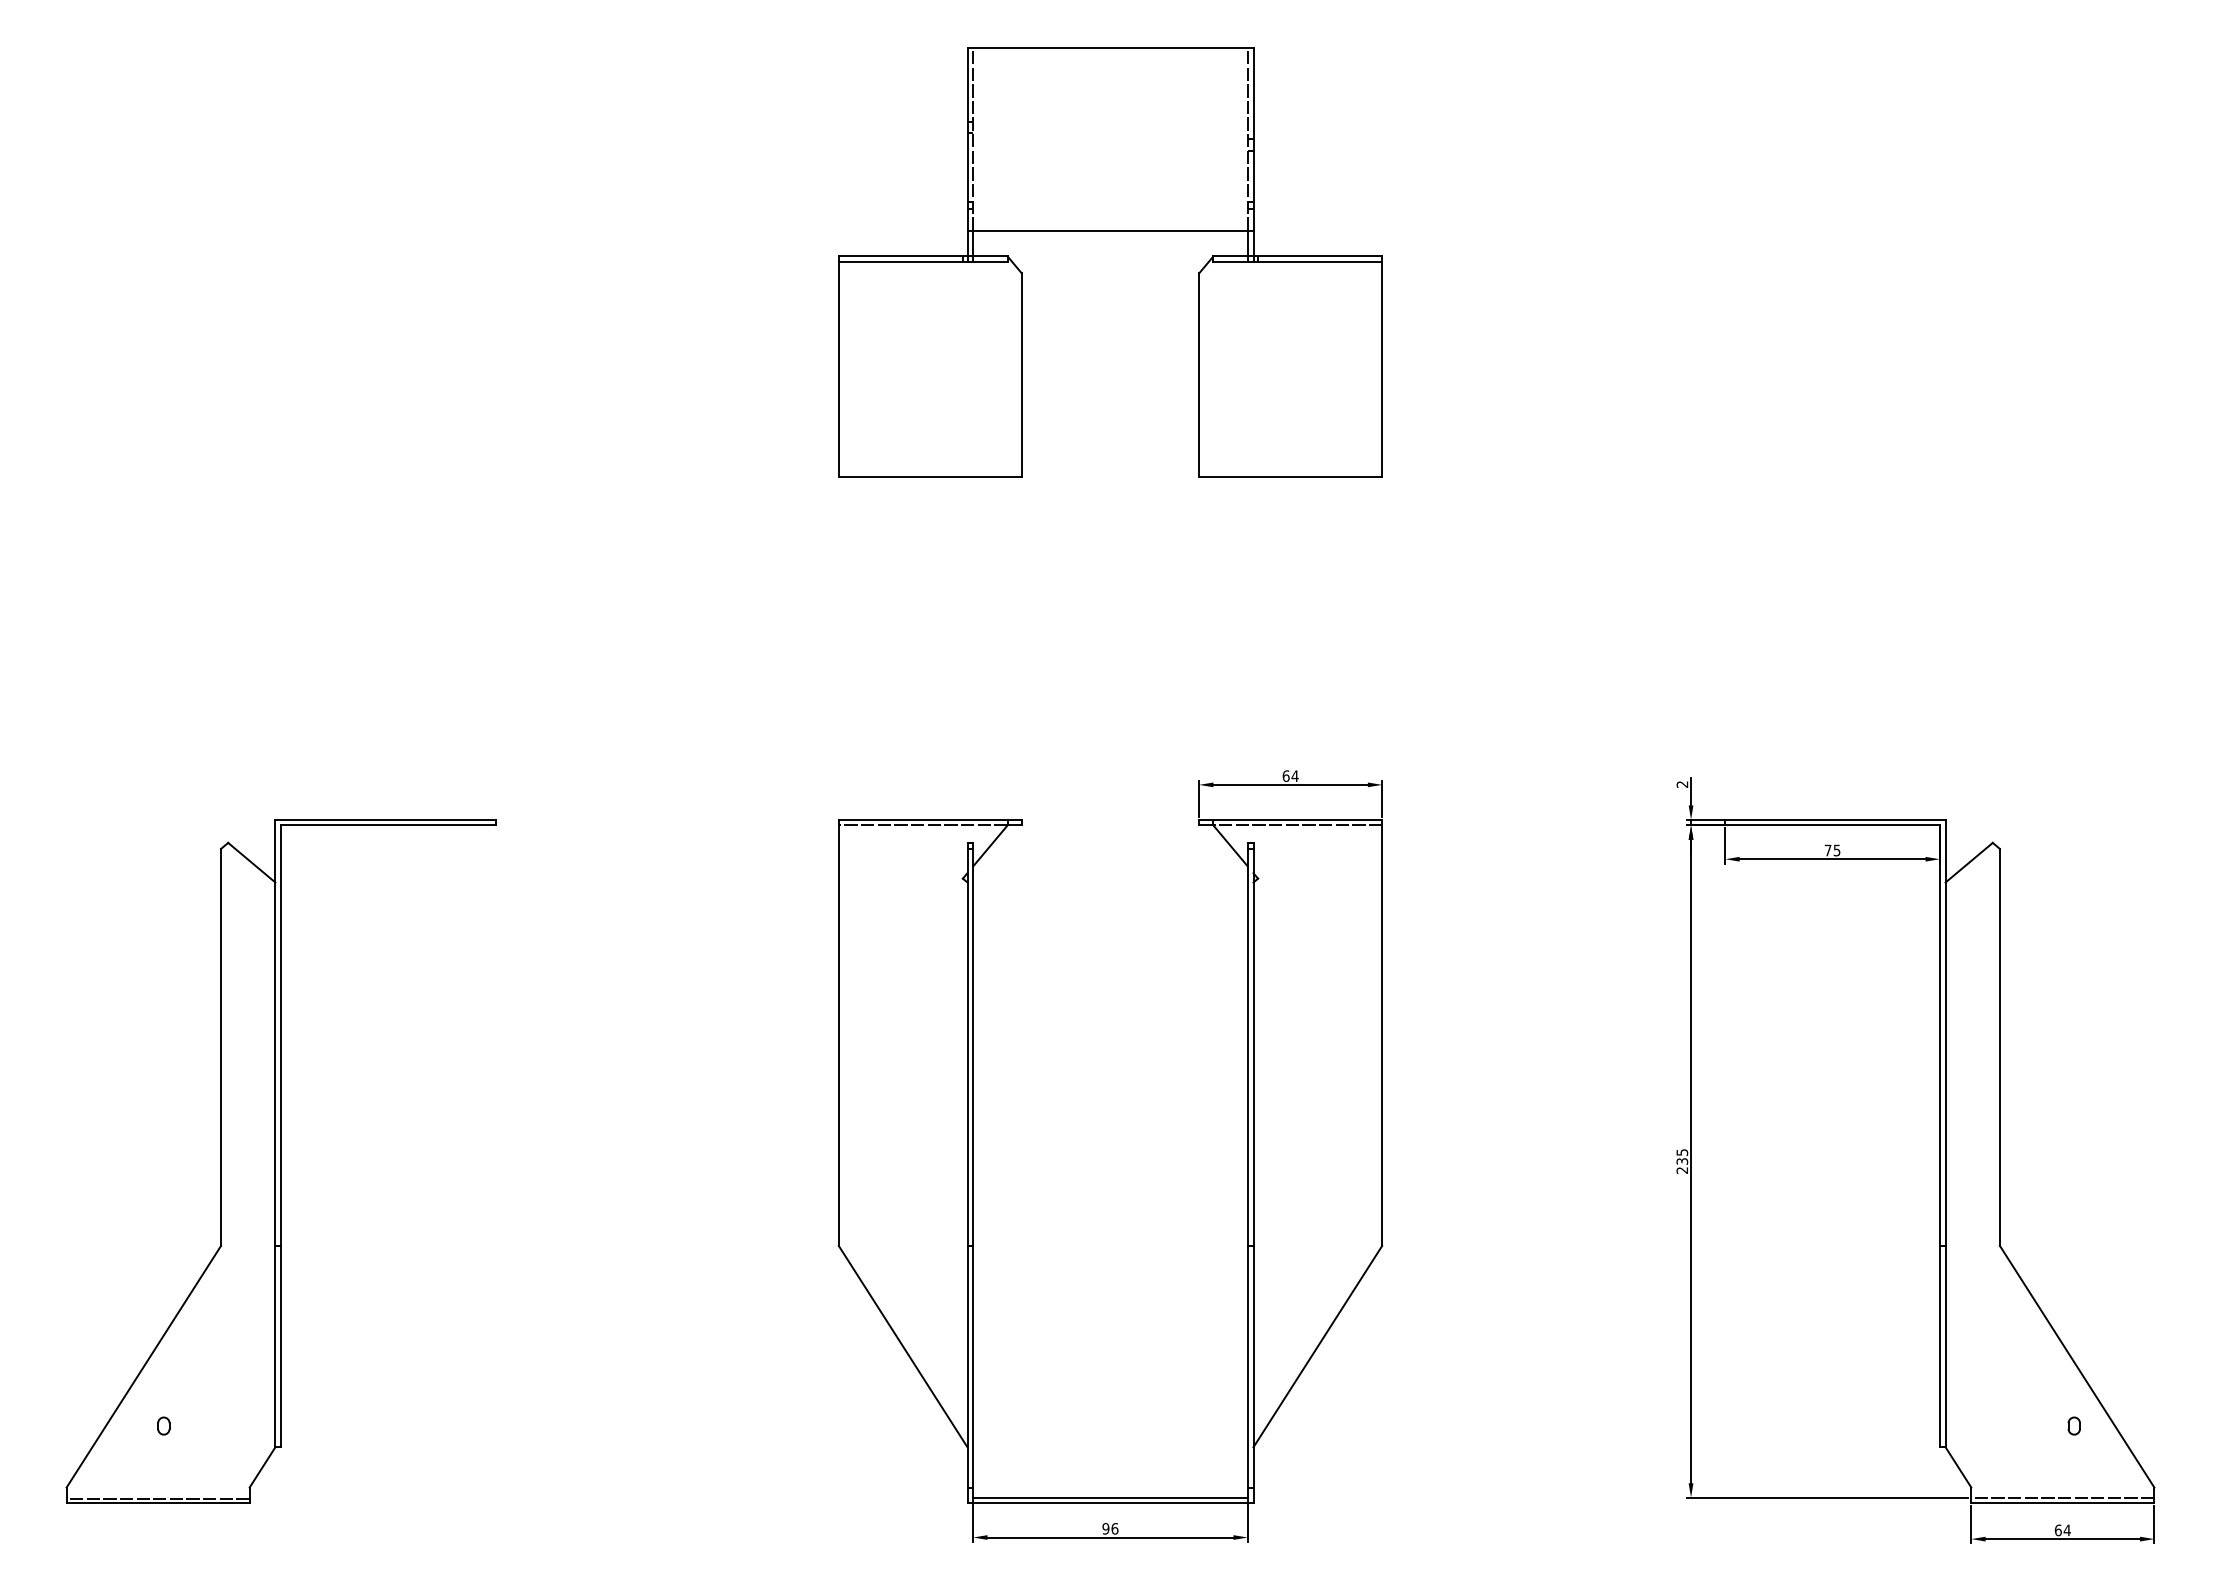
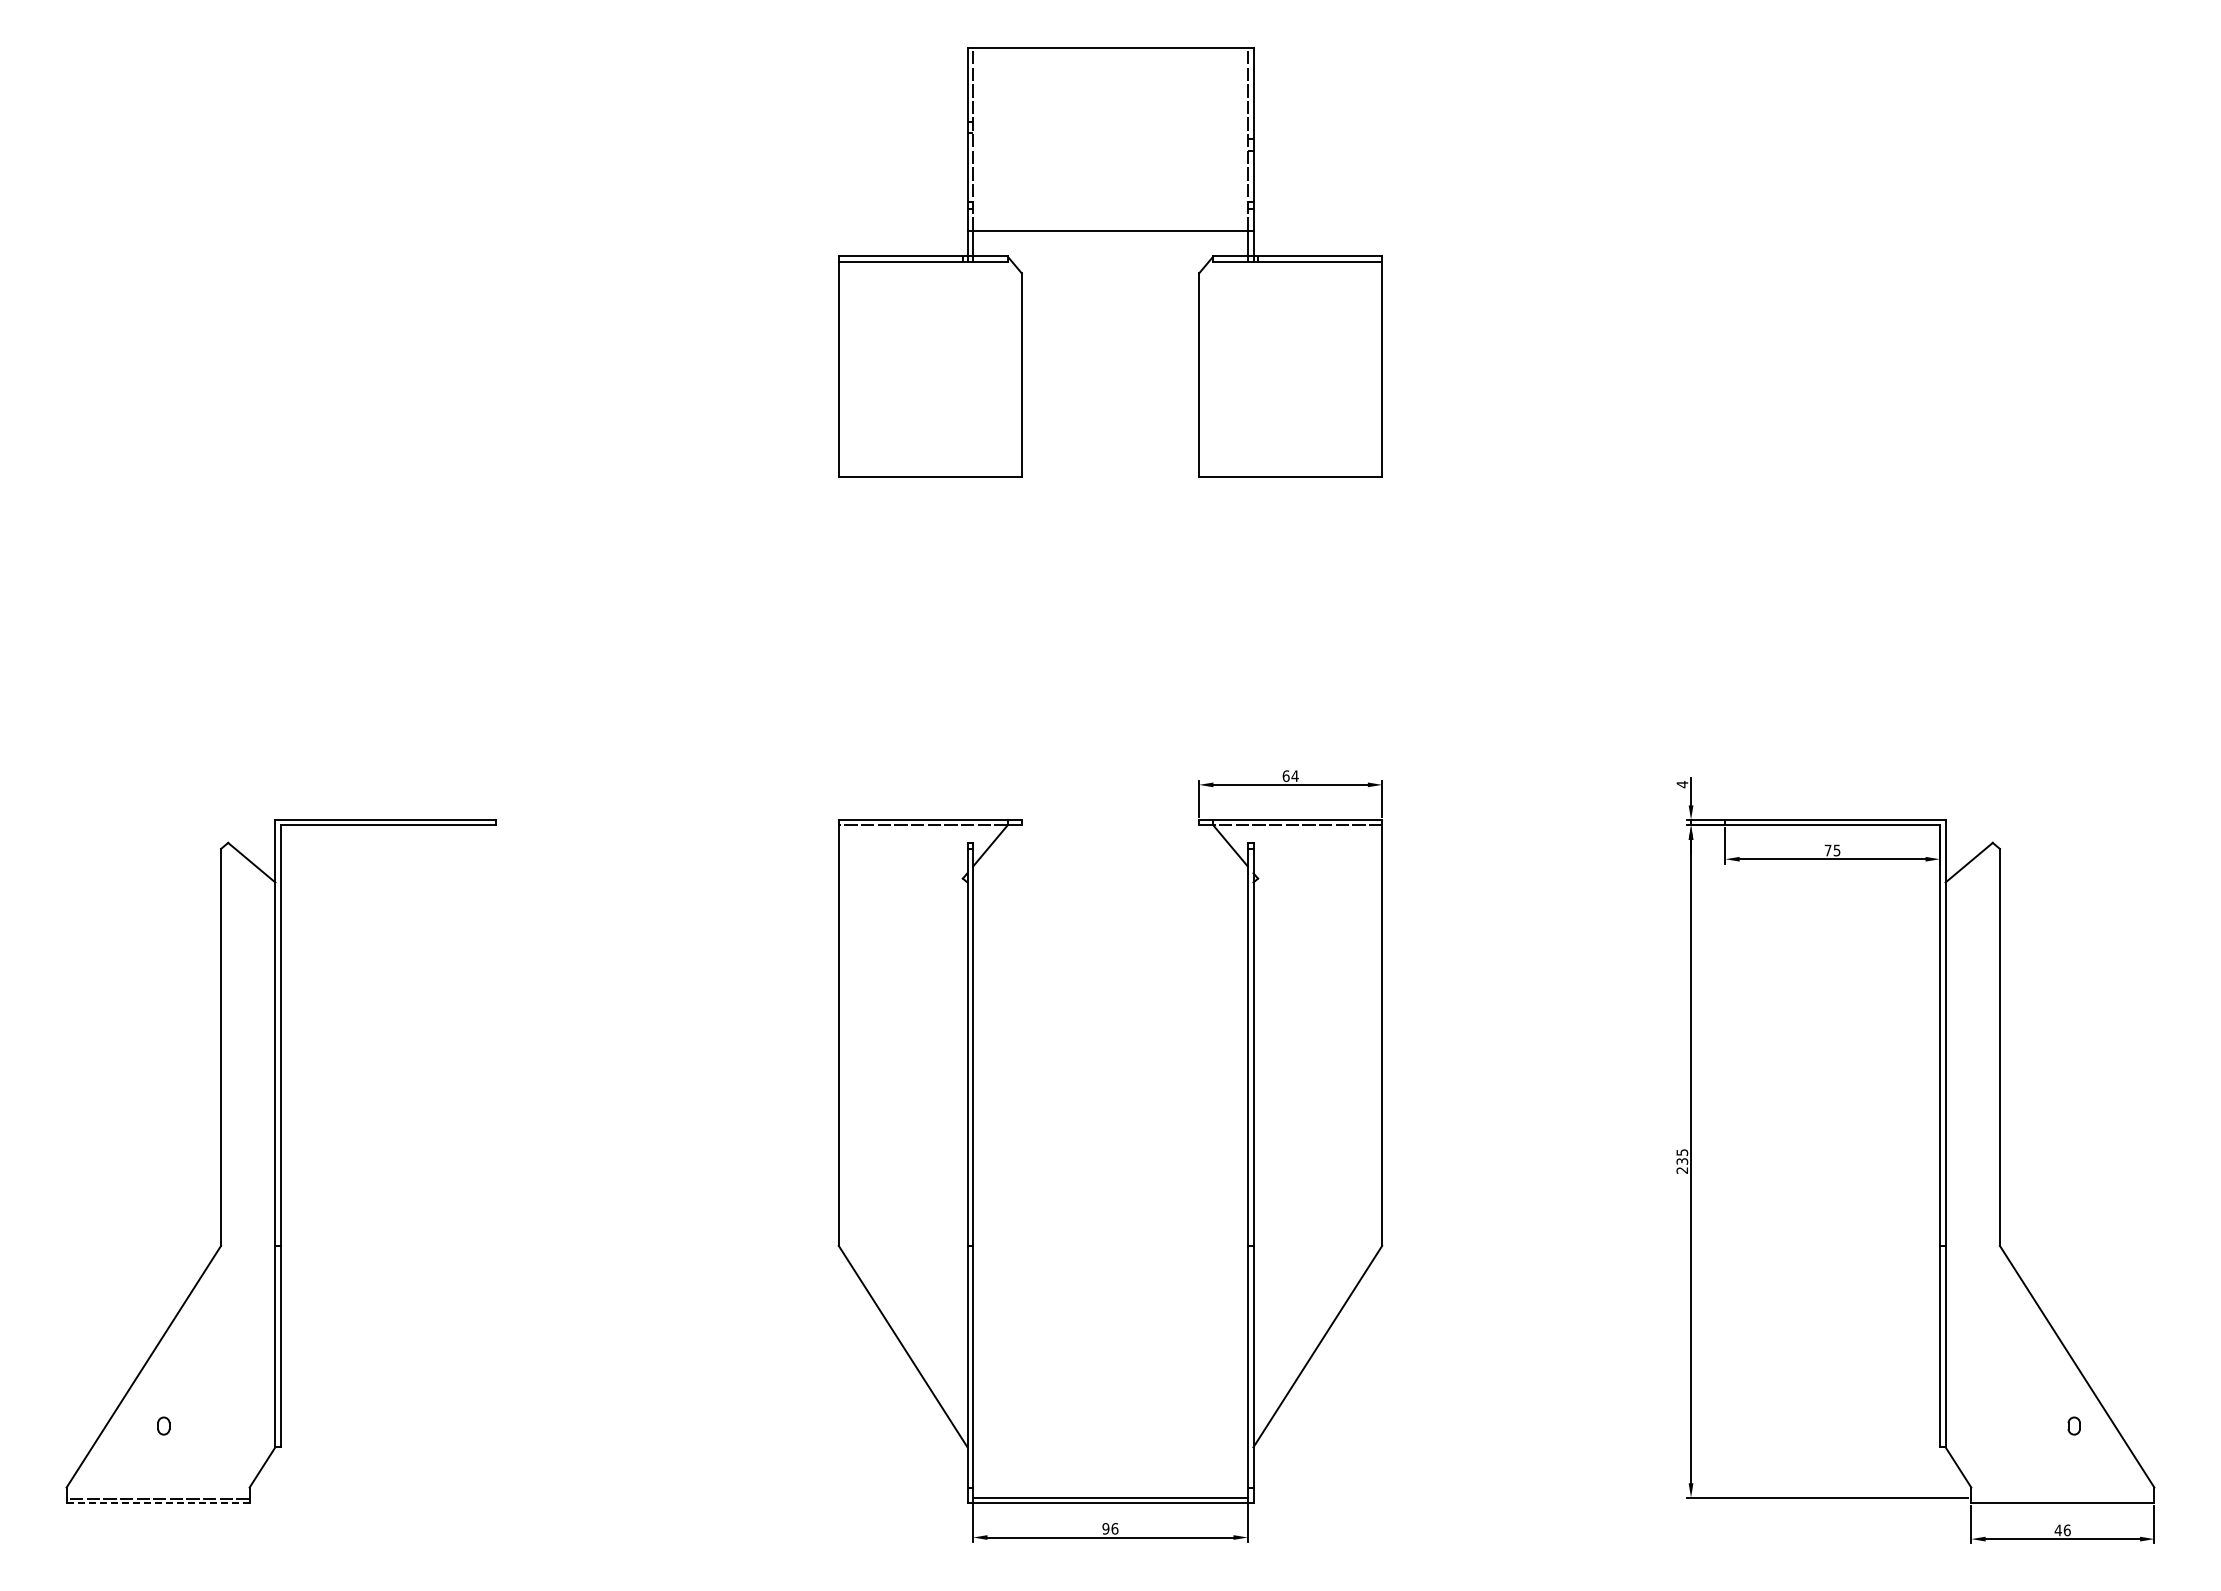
text: 2 -> 4 (1682, 784)
line: present -> none (2062, 1497)
line: solid -> dashed (158, 1503)
text: 64 -> 46 (2062, 1530)
